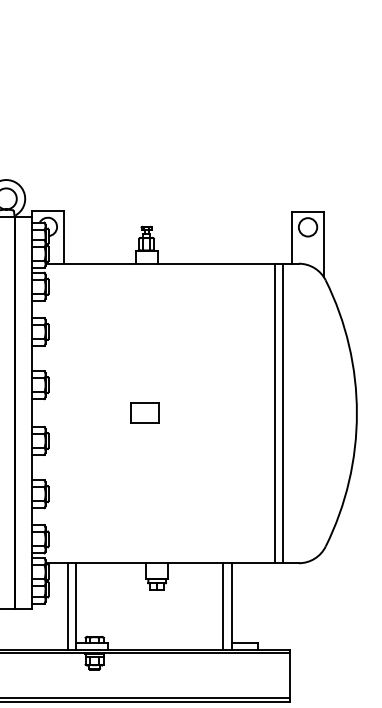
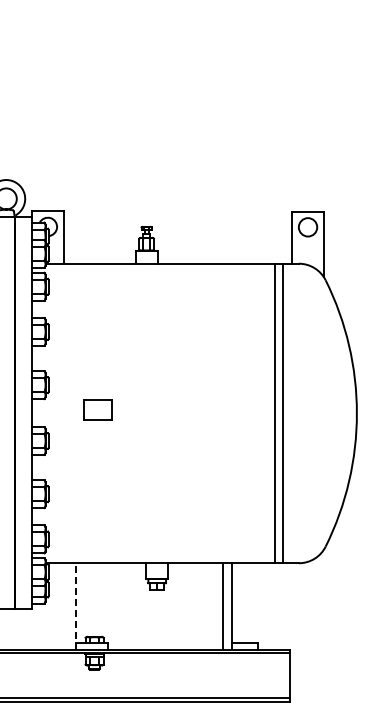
part position: (144, 412) -> (97, 409) (97, 409)
line: solid -> dashed (76, 605)
line: present -> none (67, 606)
